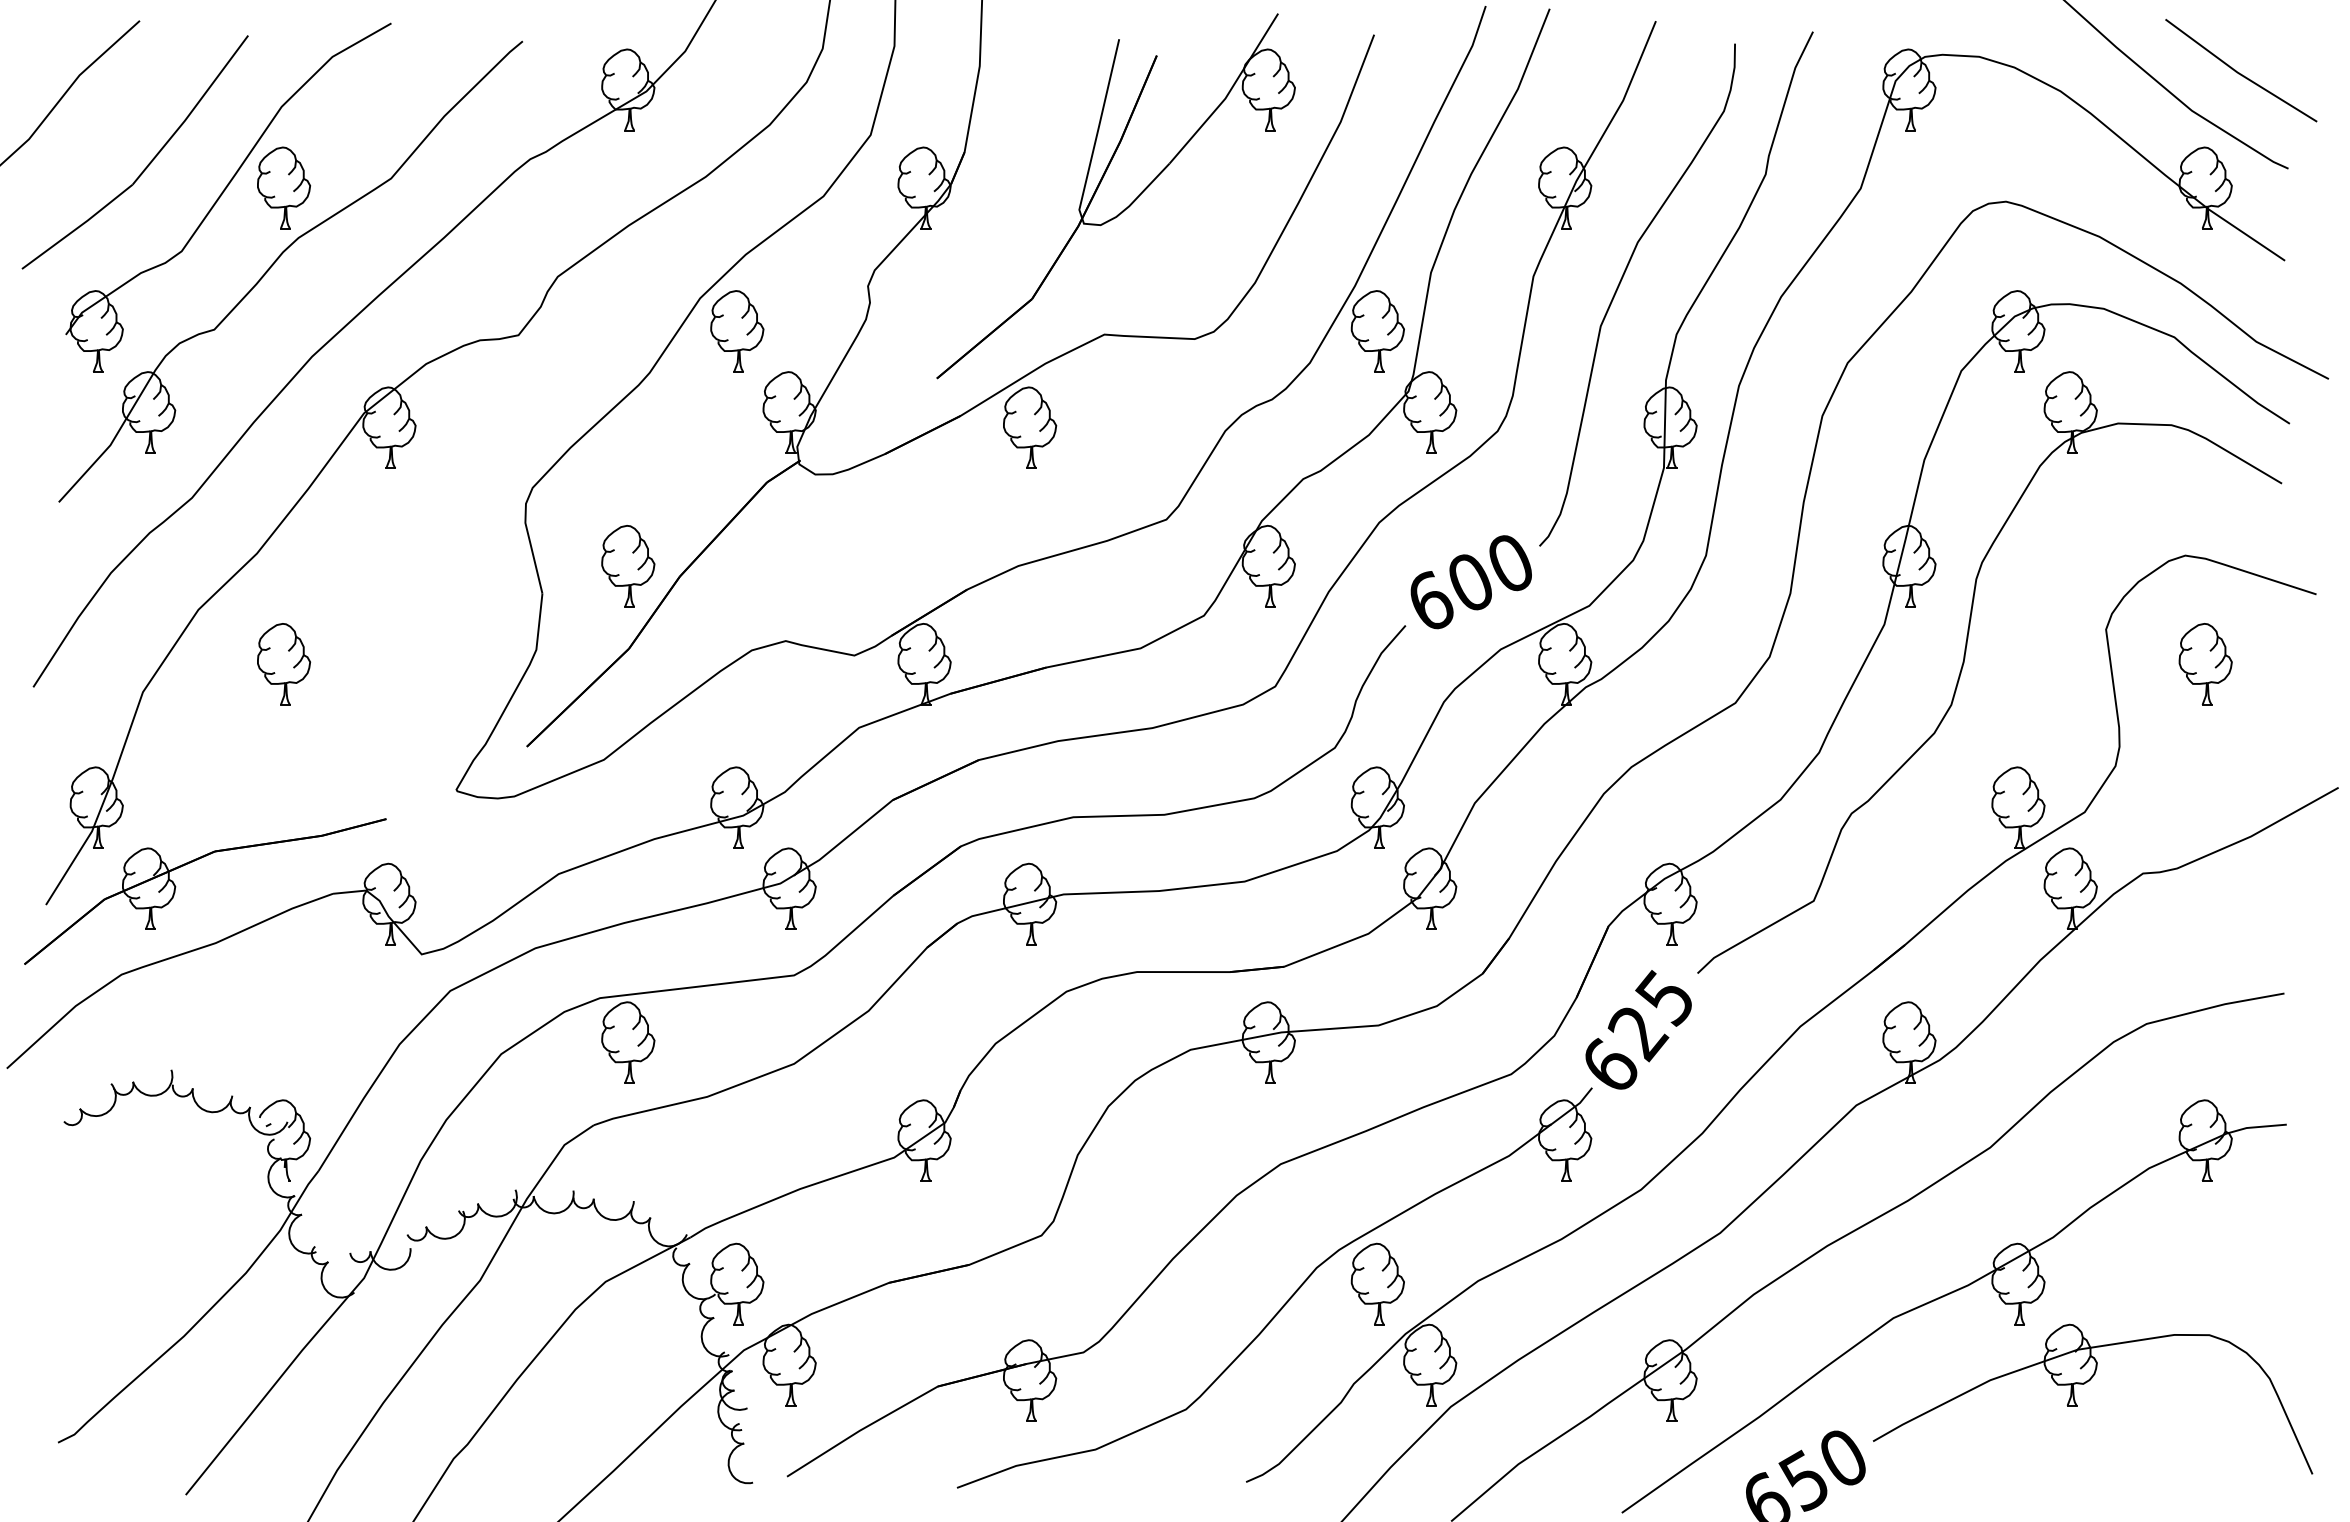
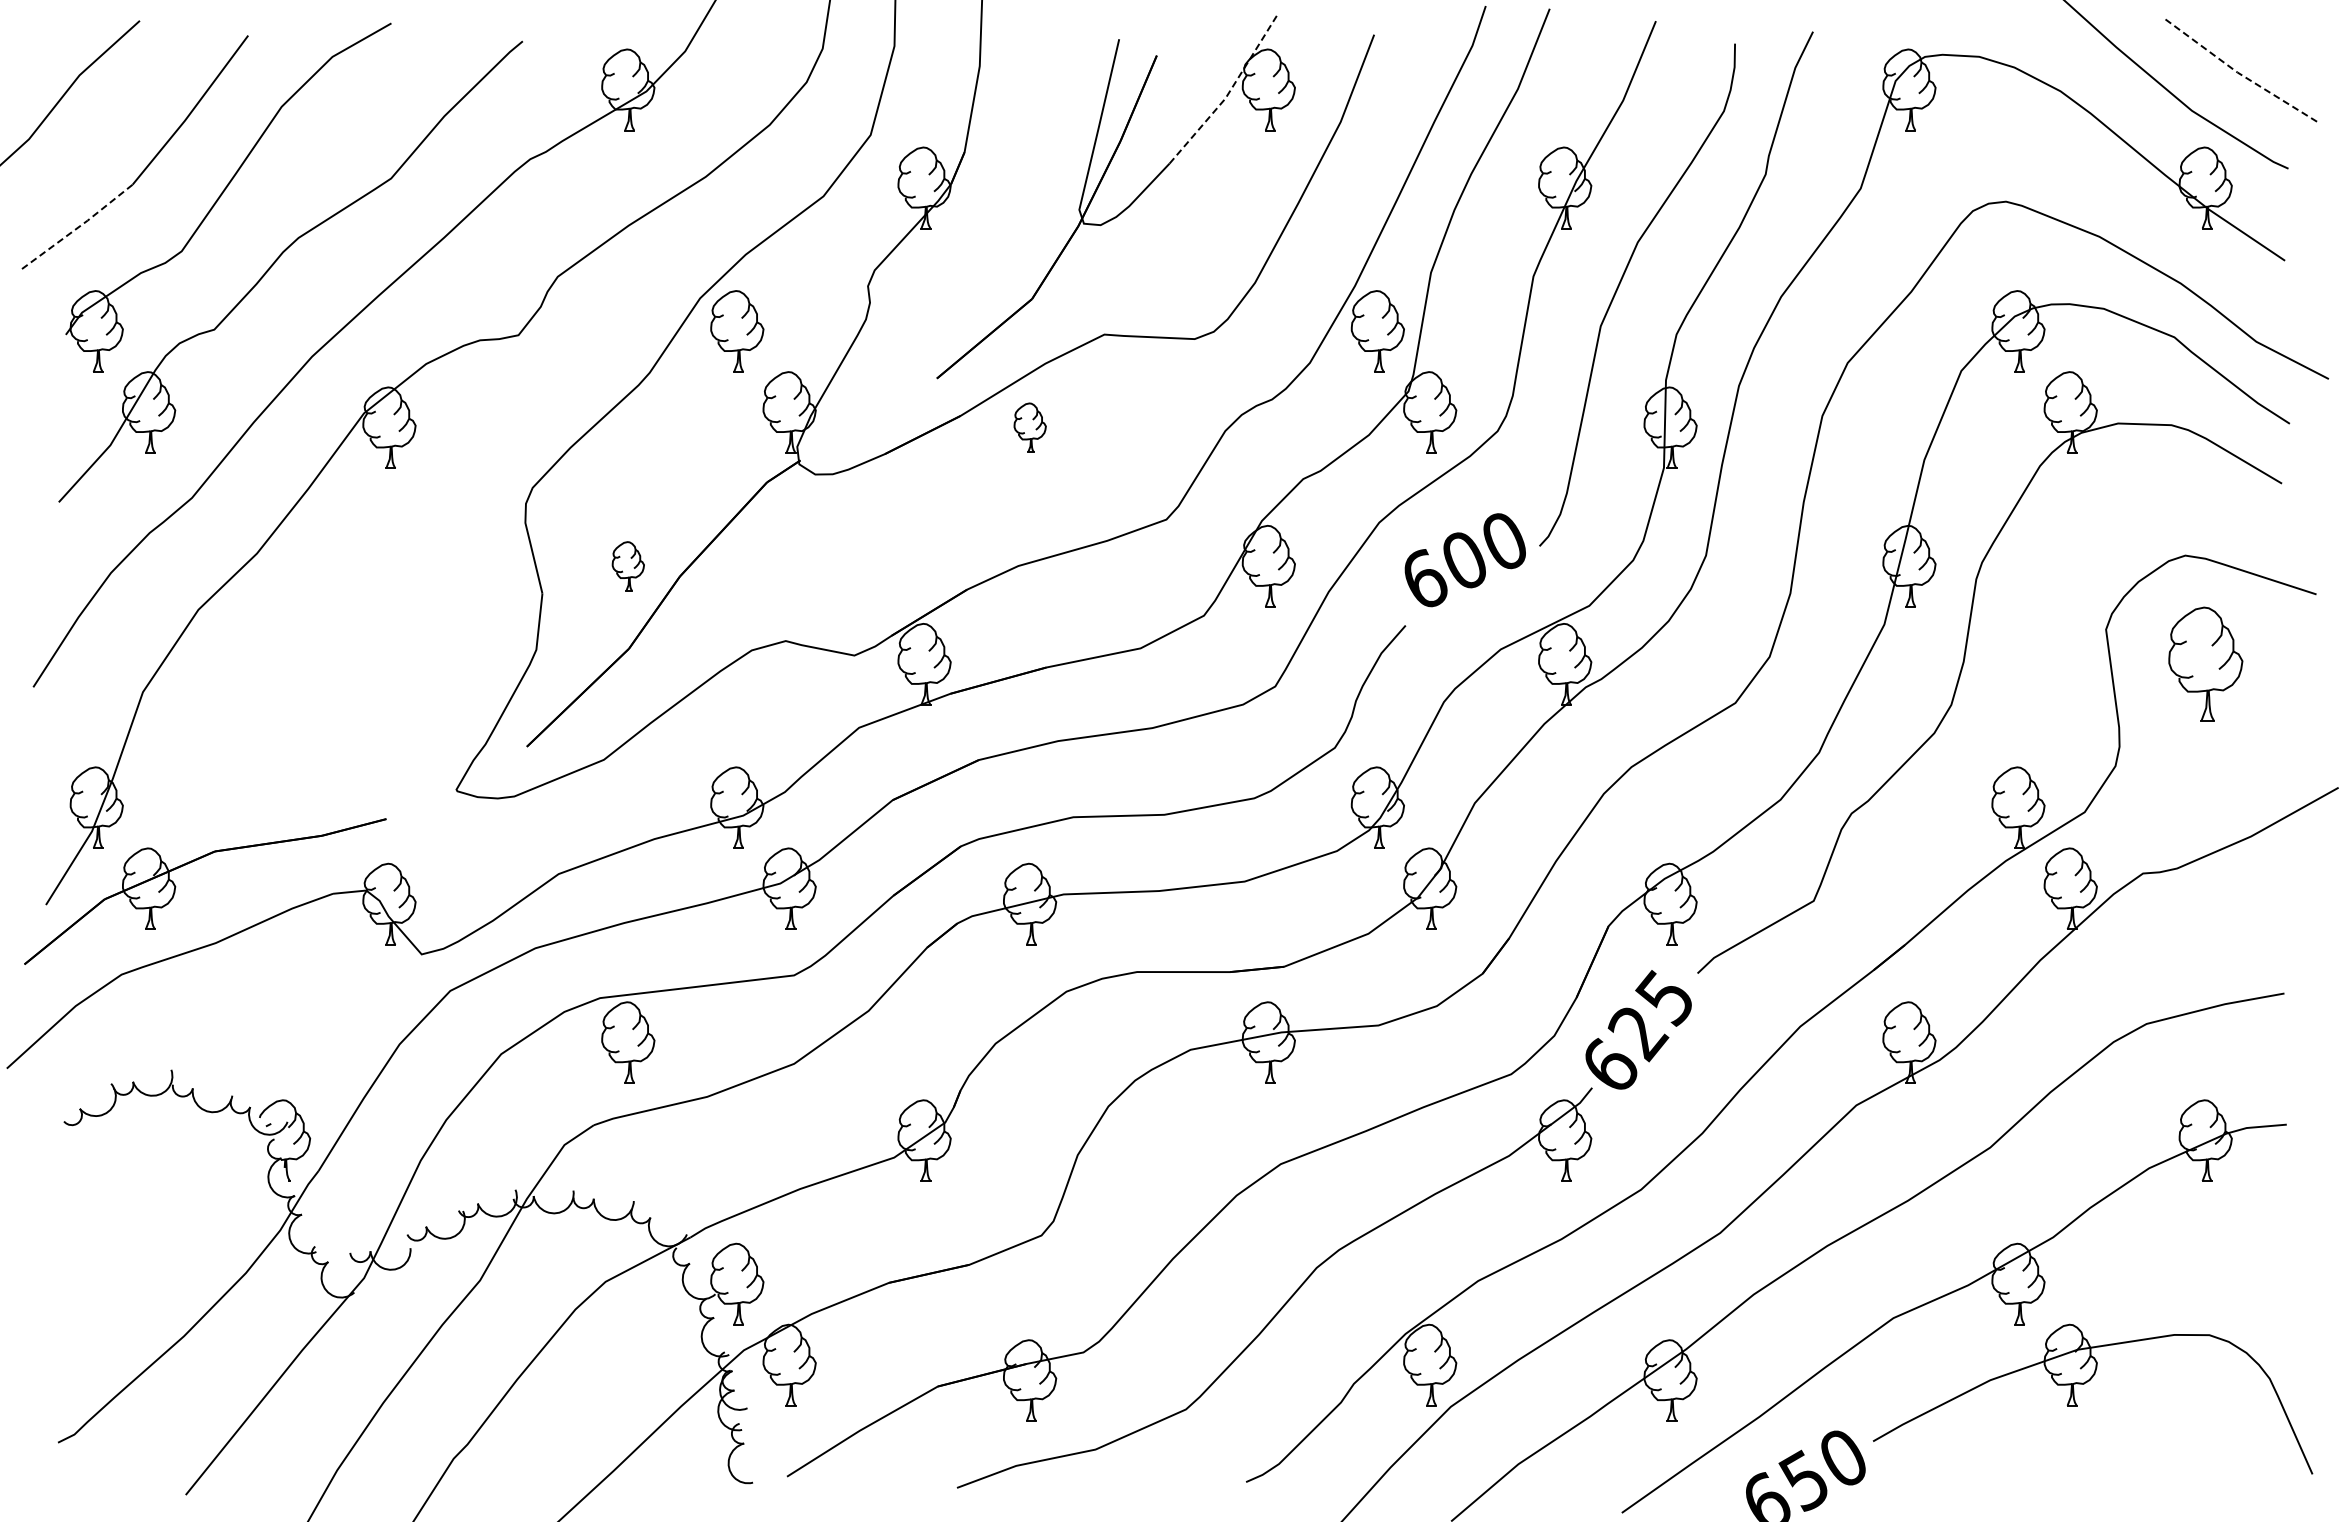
line: solid -> dashed (2239, 73)
line: solid -> dashed (1229, 92)
part: present -> none (283, 187)
line: solid -> dashed (78, 227)
part size: 55x83 px -> 34x51 px (1029, 427)
part size: 55x83 px -> 34x51 px (627, 566)
text position: (1470, 582) -> (1464, 560) (1464, 560)
part: present -> none (284, 664)
part size: 55x83 px -> 76x116 px (2205, 663)
part: present -> none (1377, 1283)
